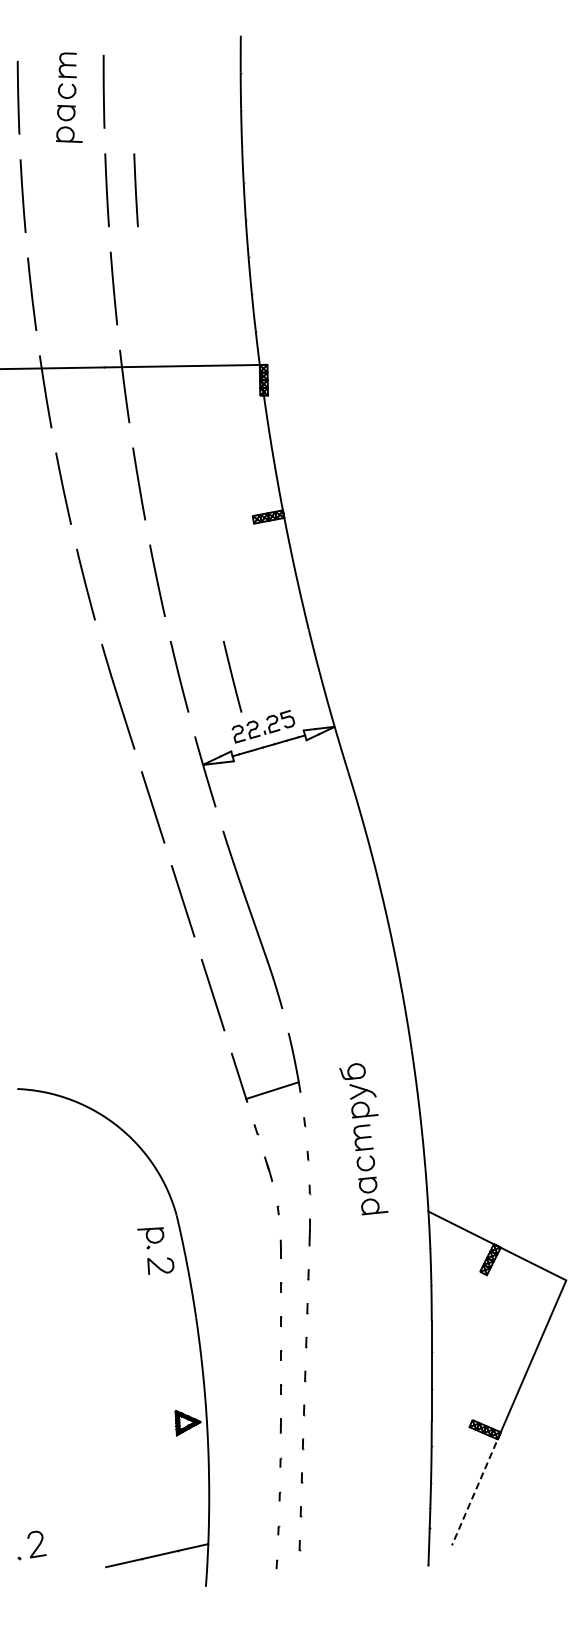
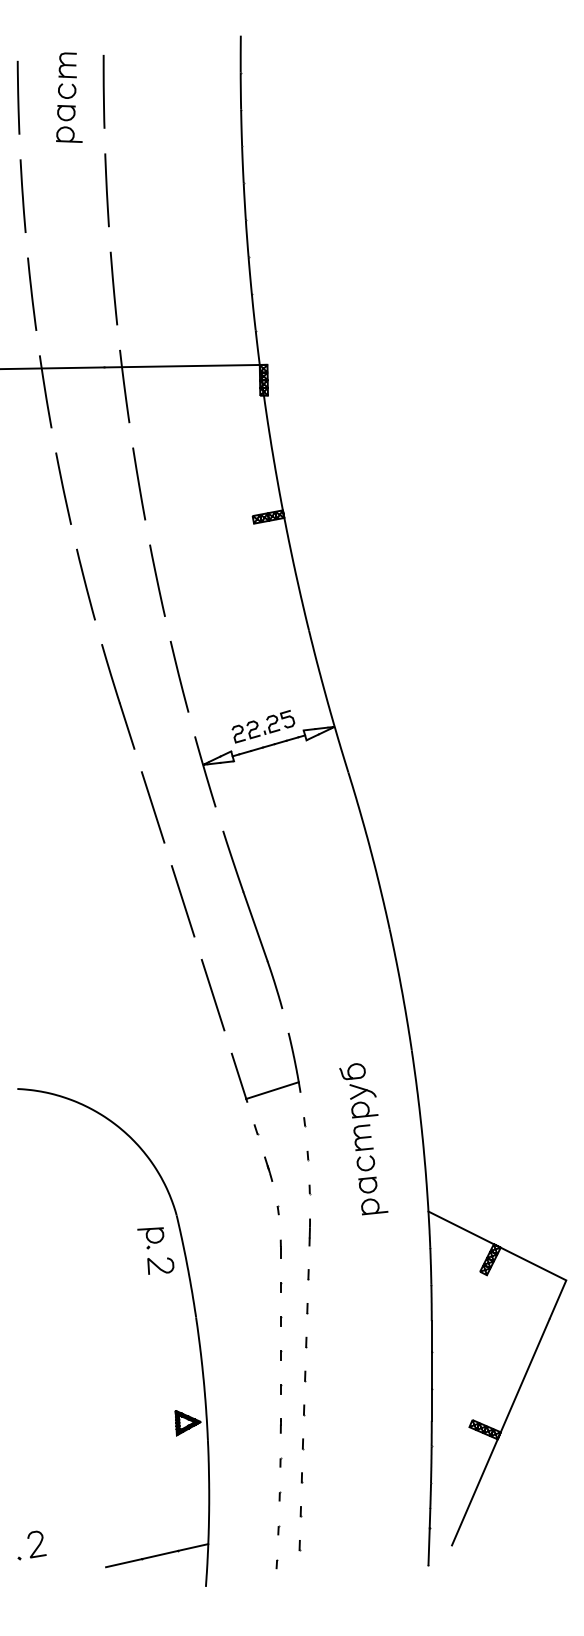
line: present -> none (135, 190)
line: present -> none (232, 676)
line: dashed -> solid (476, 1488)
